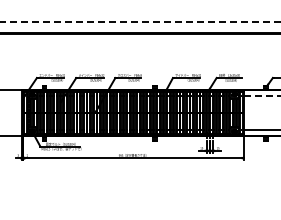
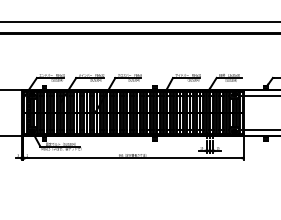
line: dashed -> solid (140, 22)
line: dashed -> solid (262, 96)
